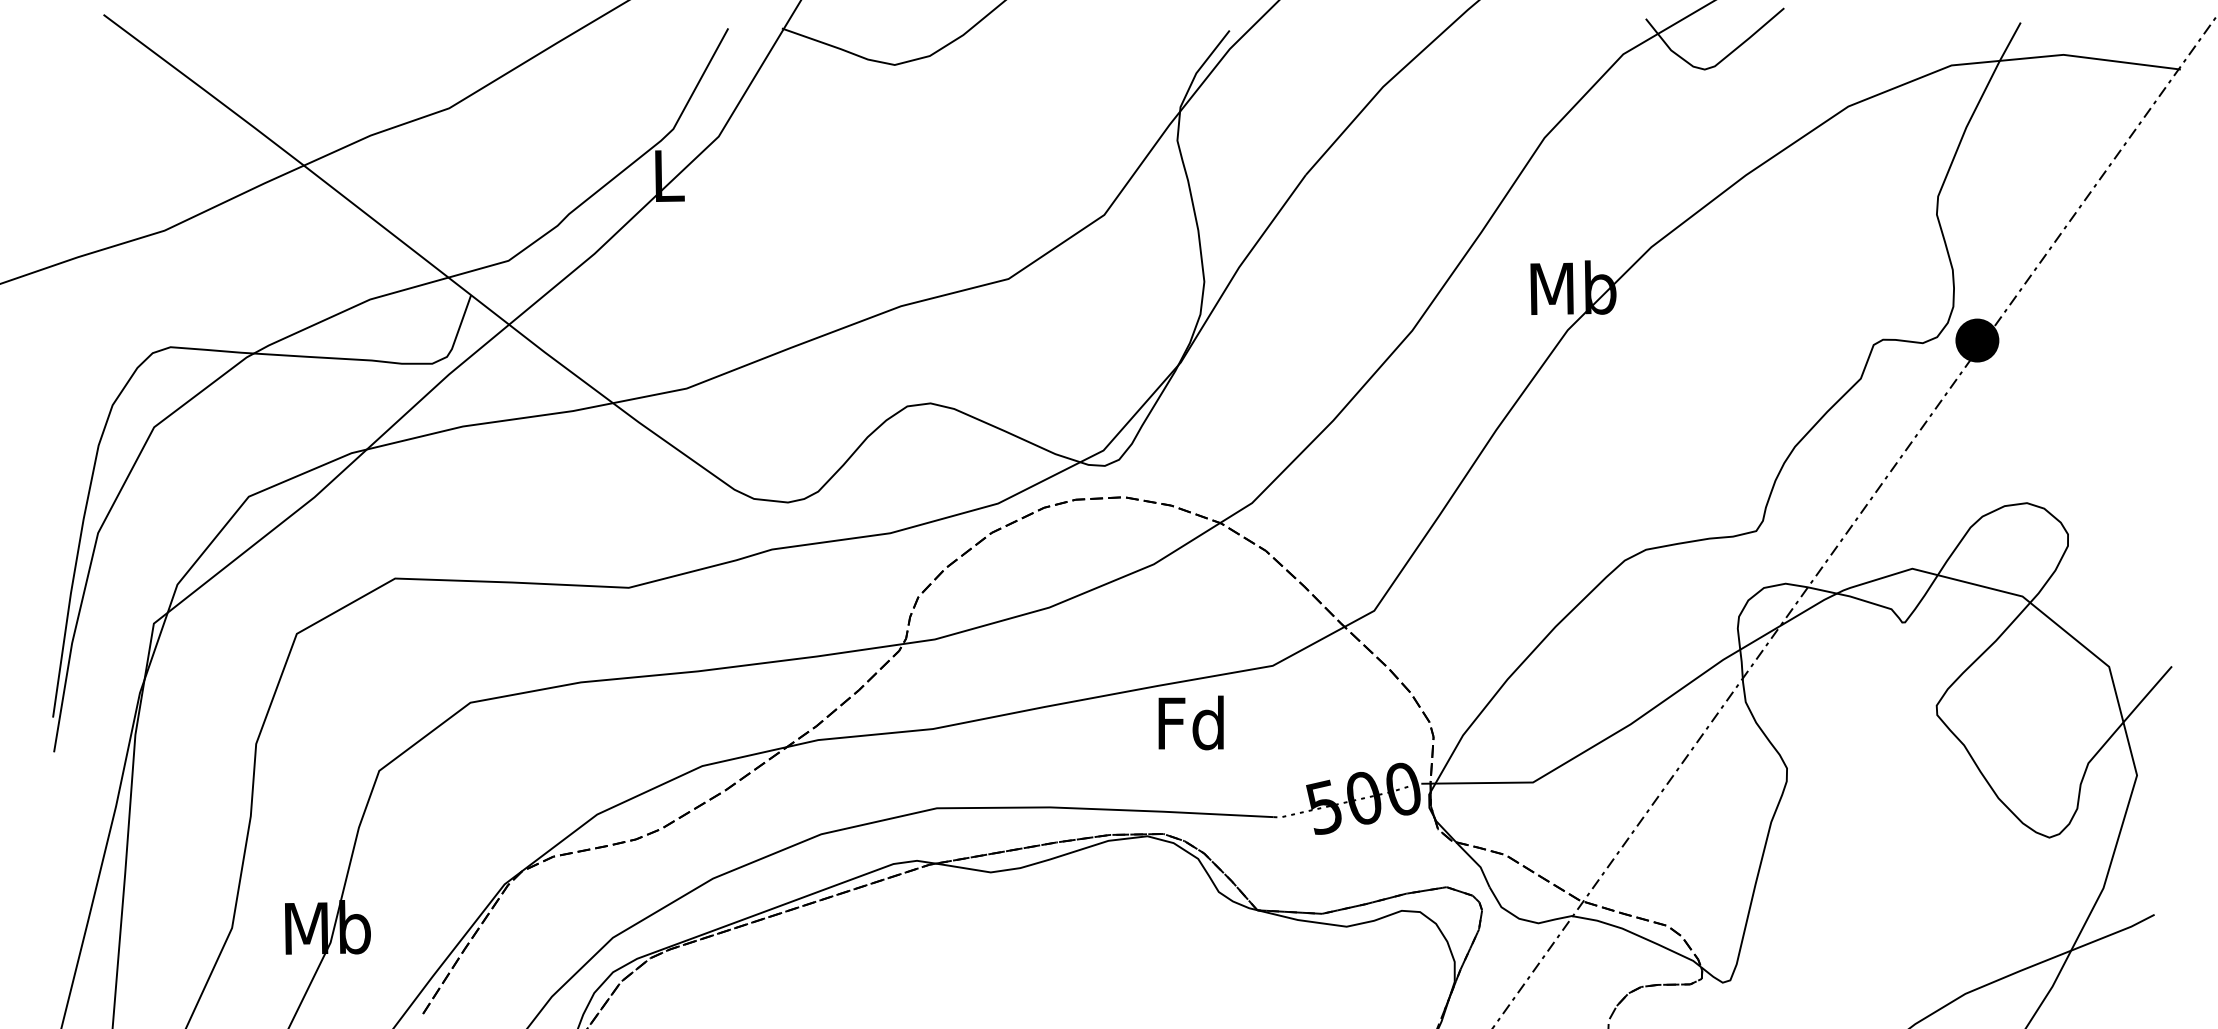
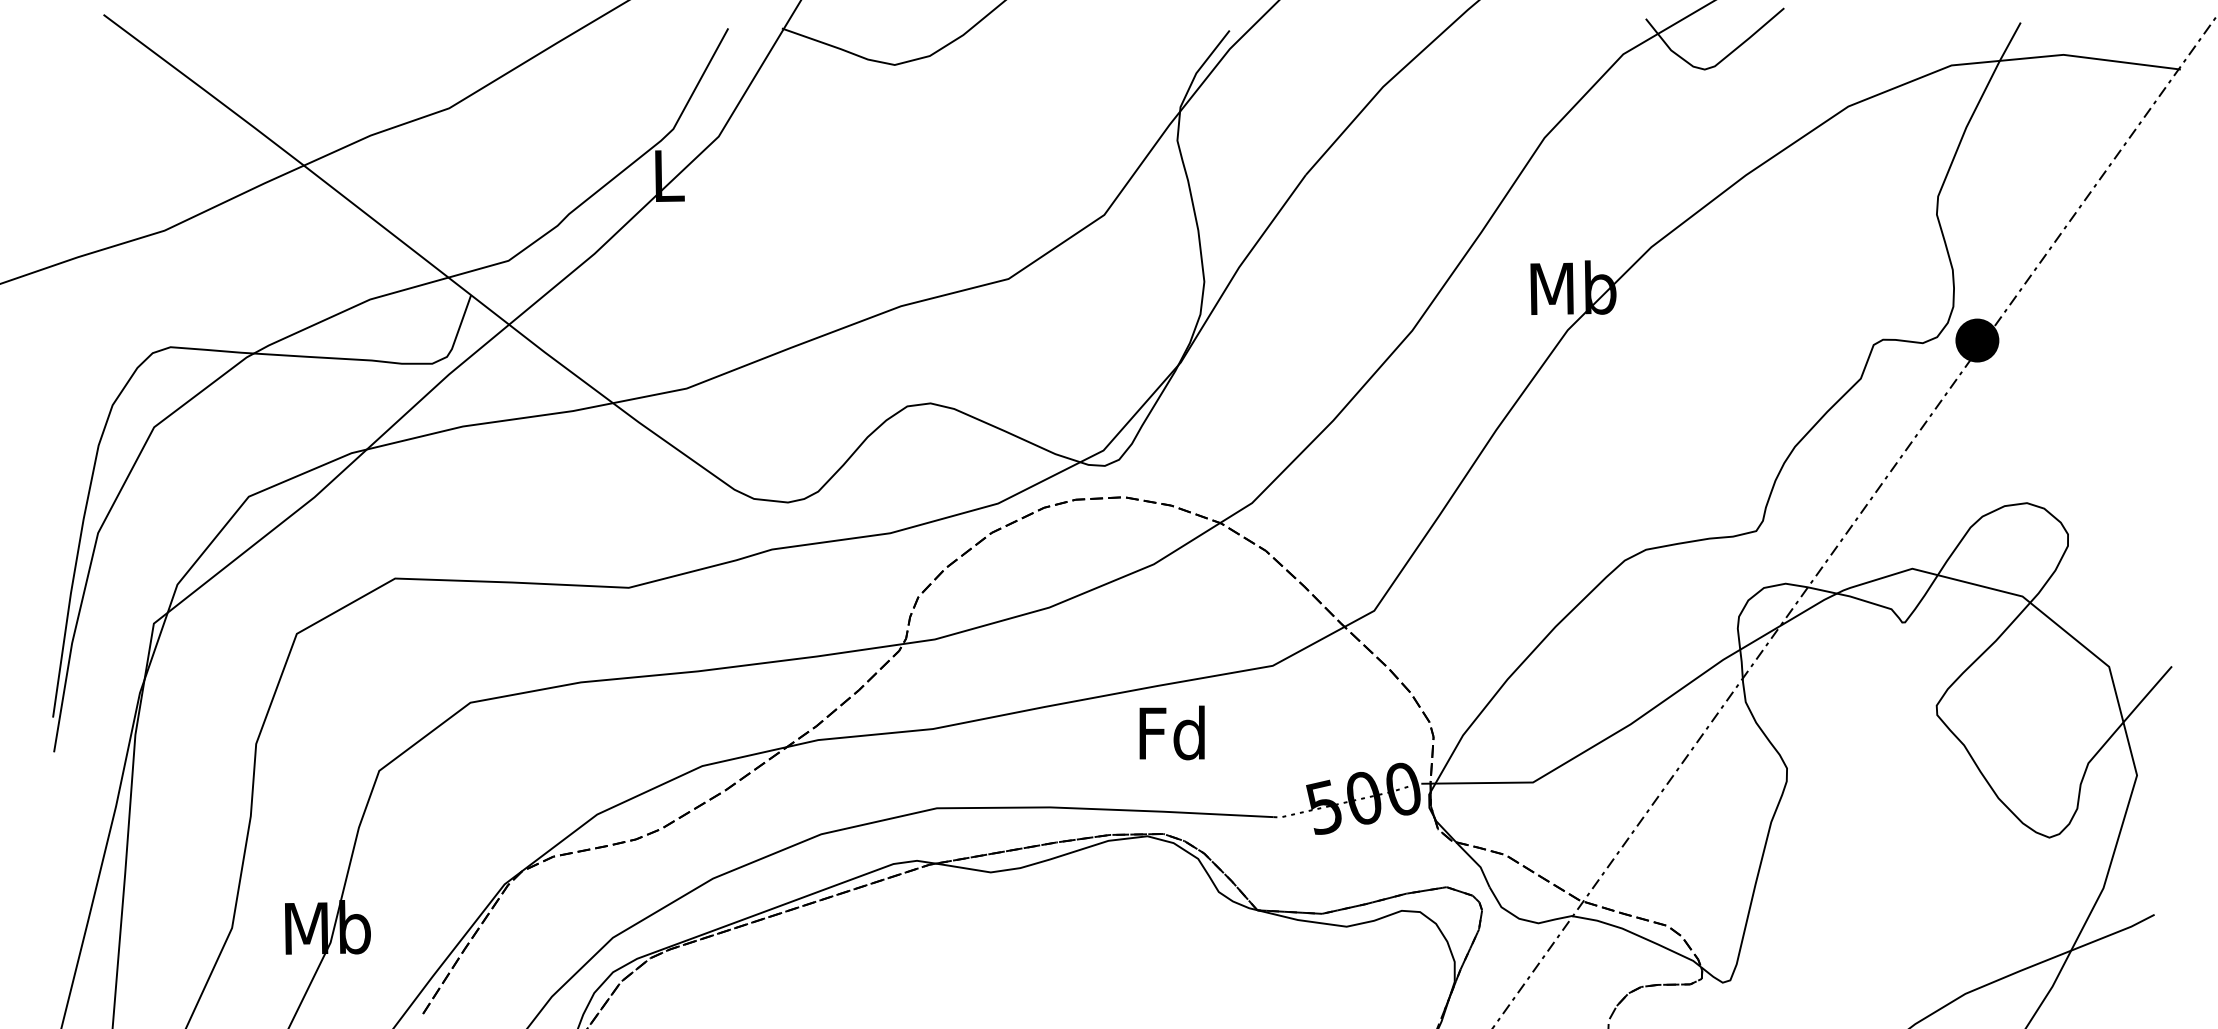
text position: (1190, 722) -> (1171, 732) (1171, 732)
